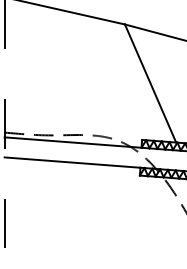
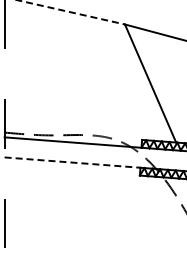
line: solid -> dashed (71, 12)
line: solid -> dashed (72, 162)
